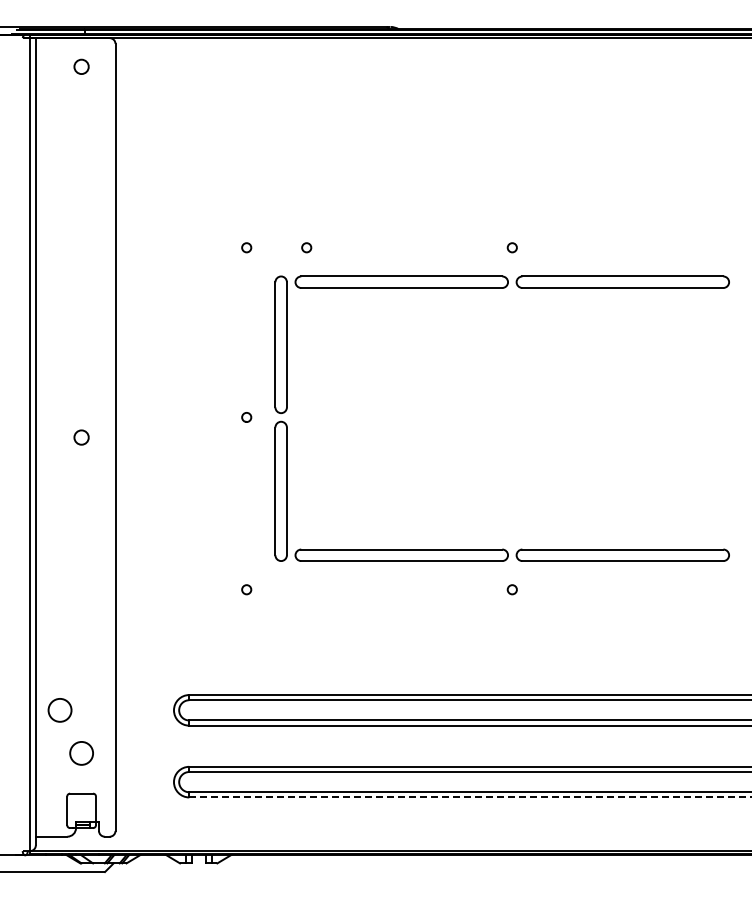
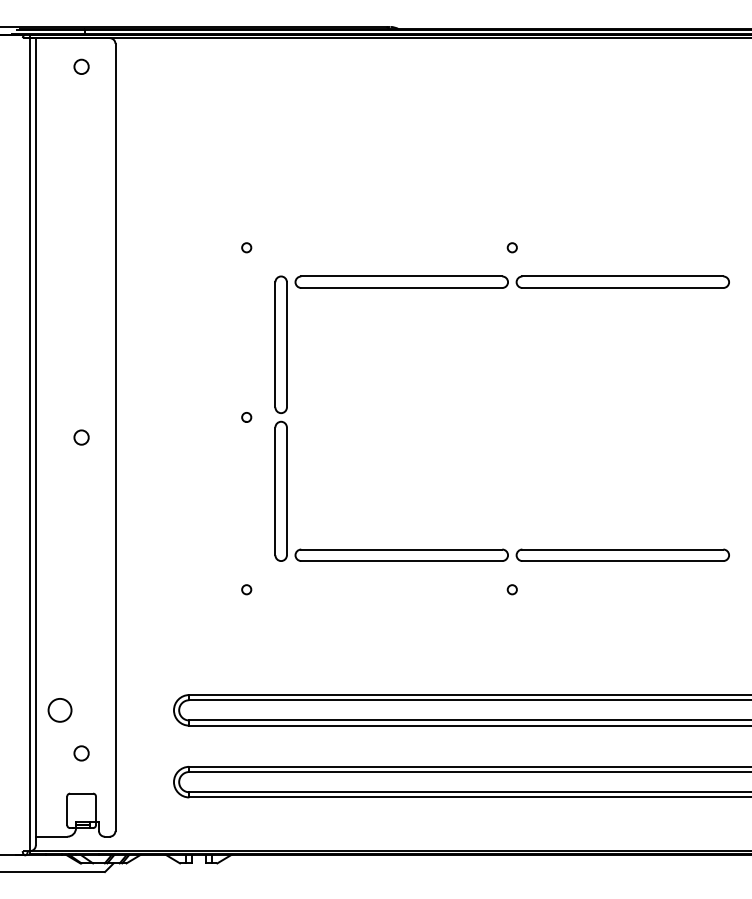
circle: present -> none (306, 247)
circle size: 25x25 px -> 17x17 px (81, 753)
line: dashed -> solid (471, 797)
